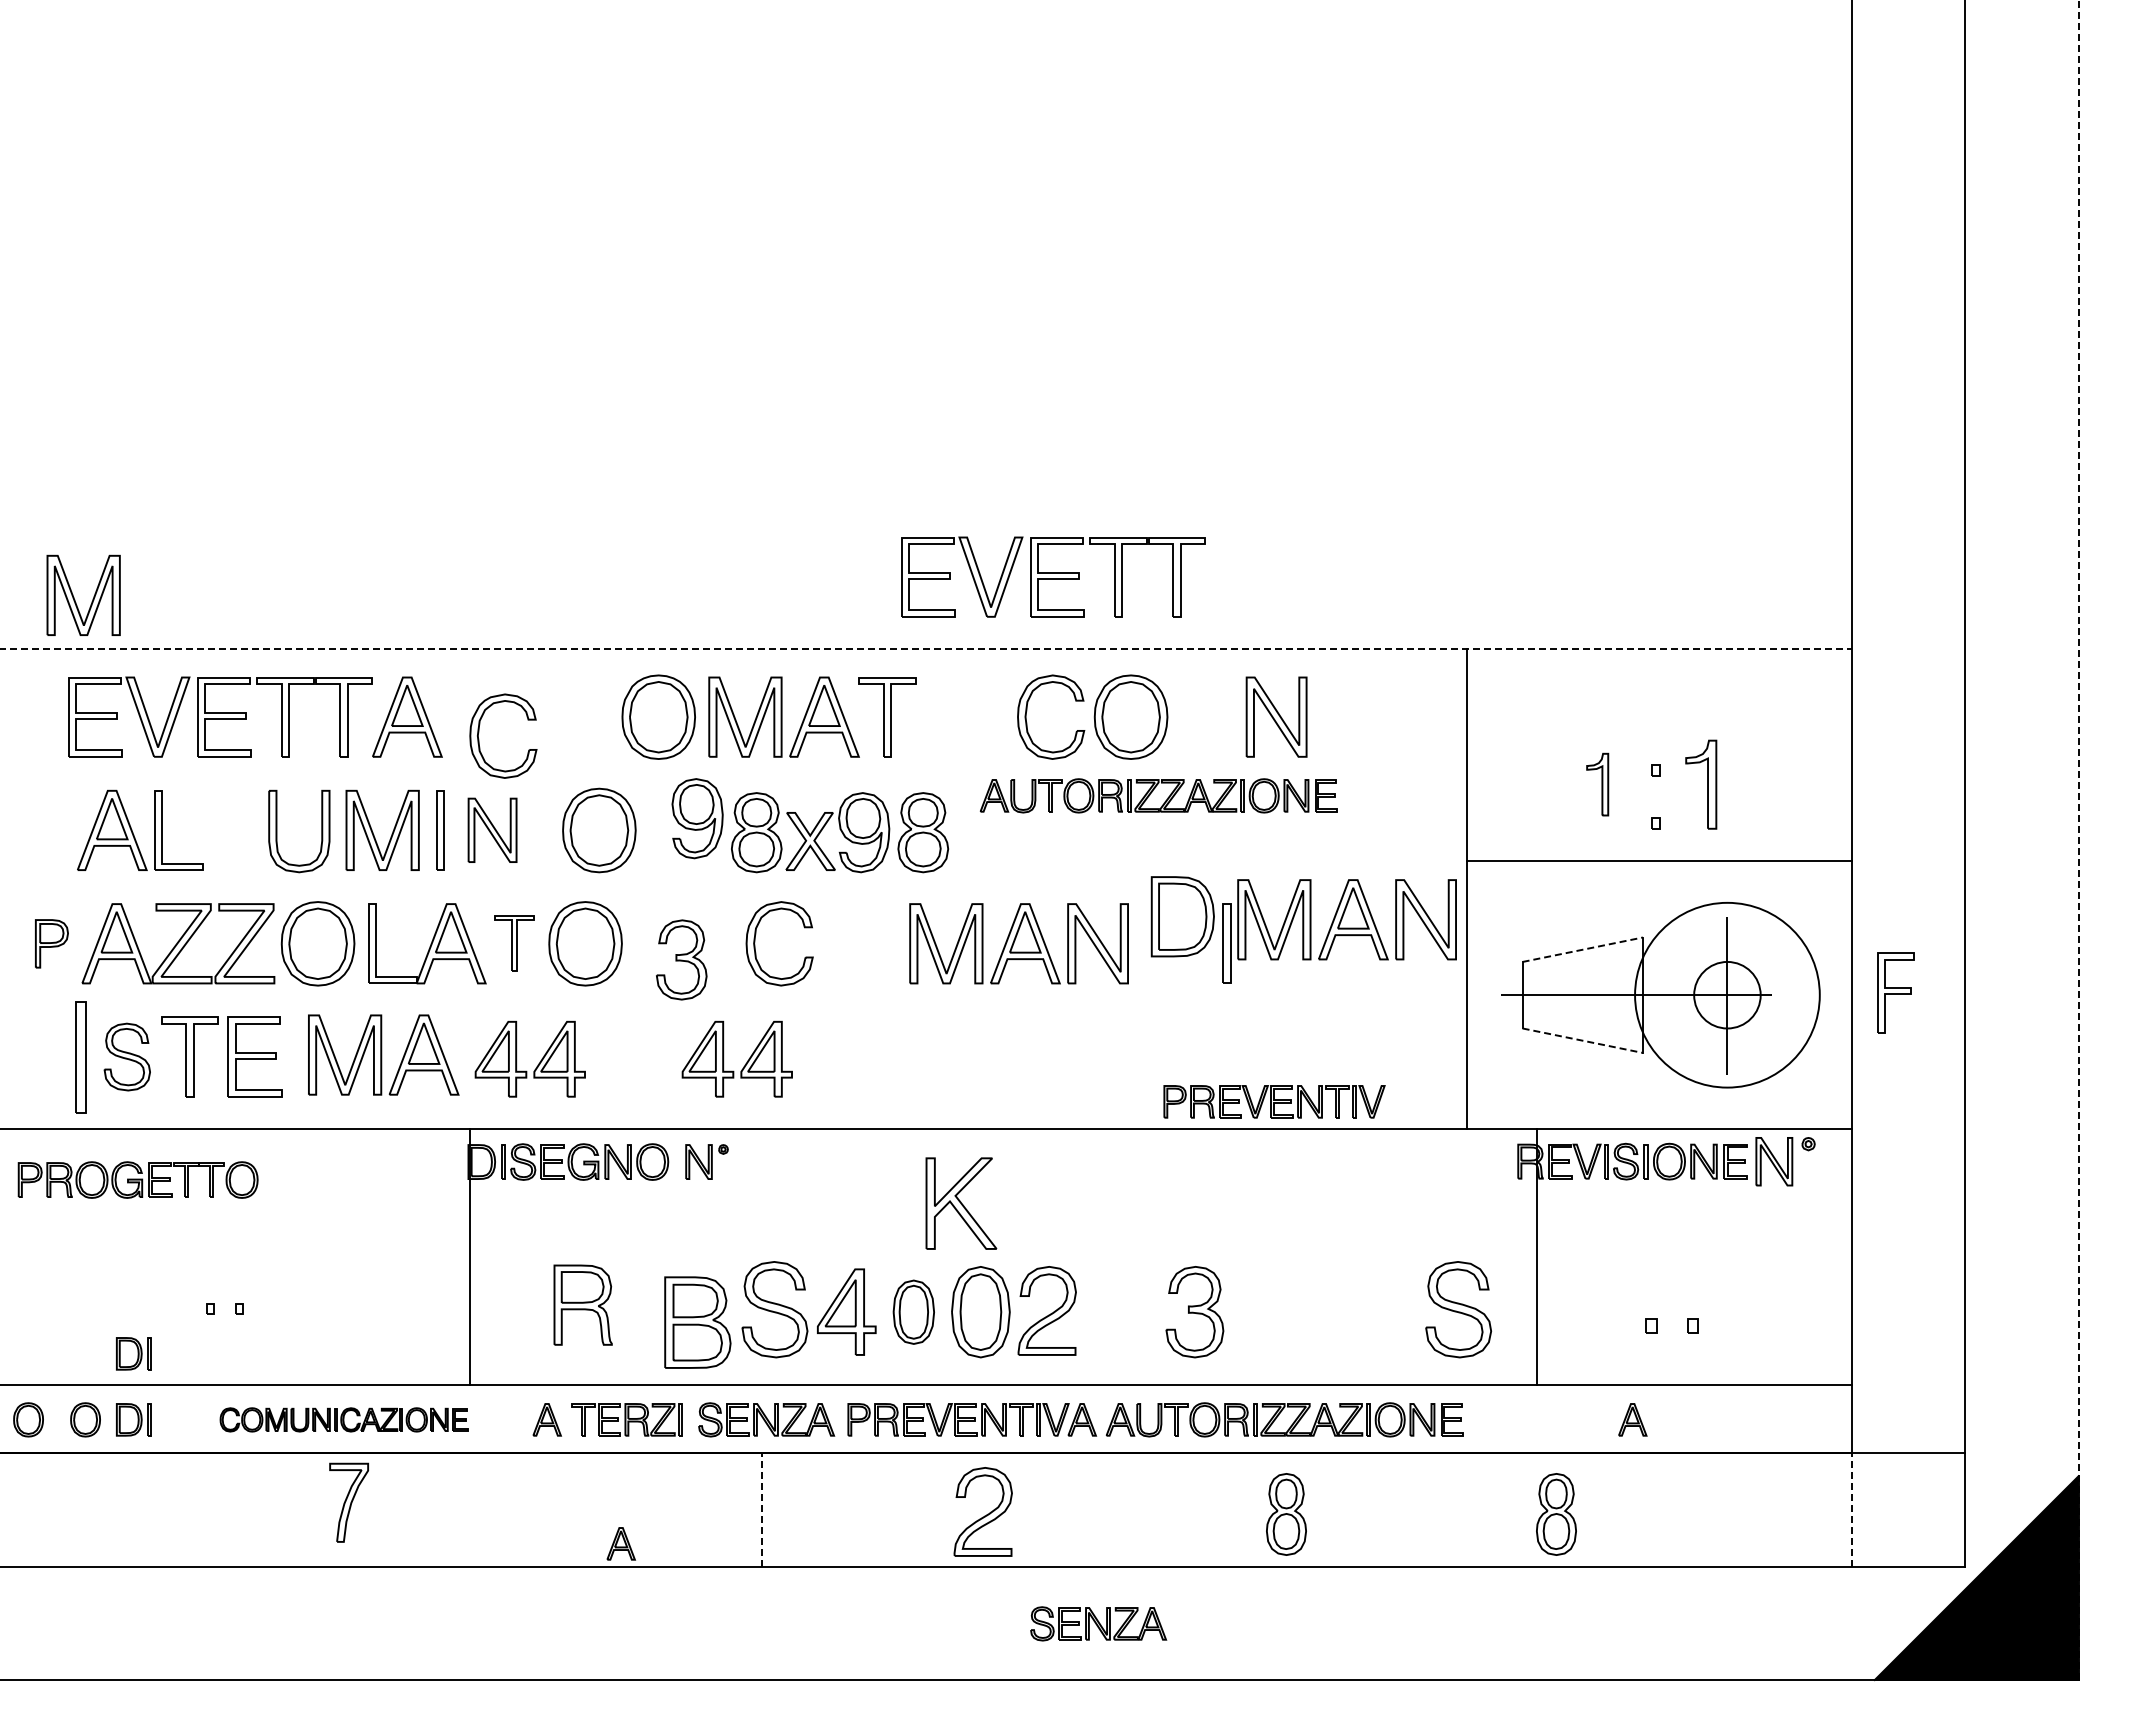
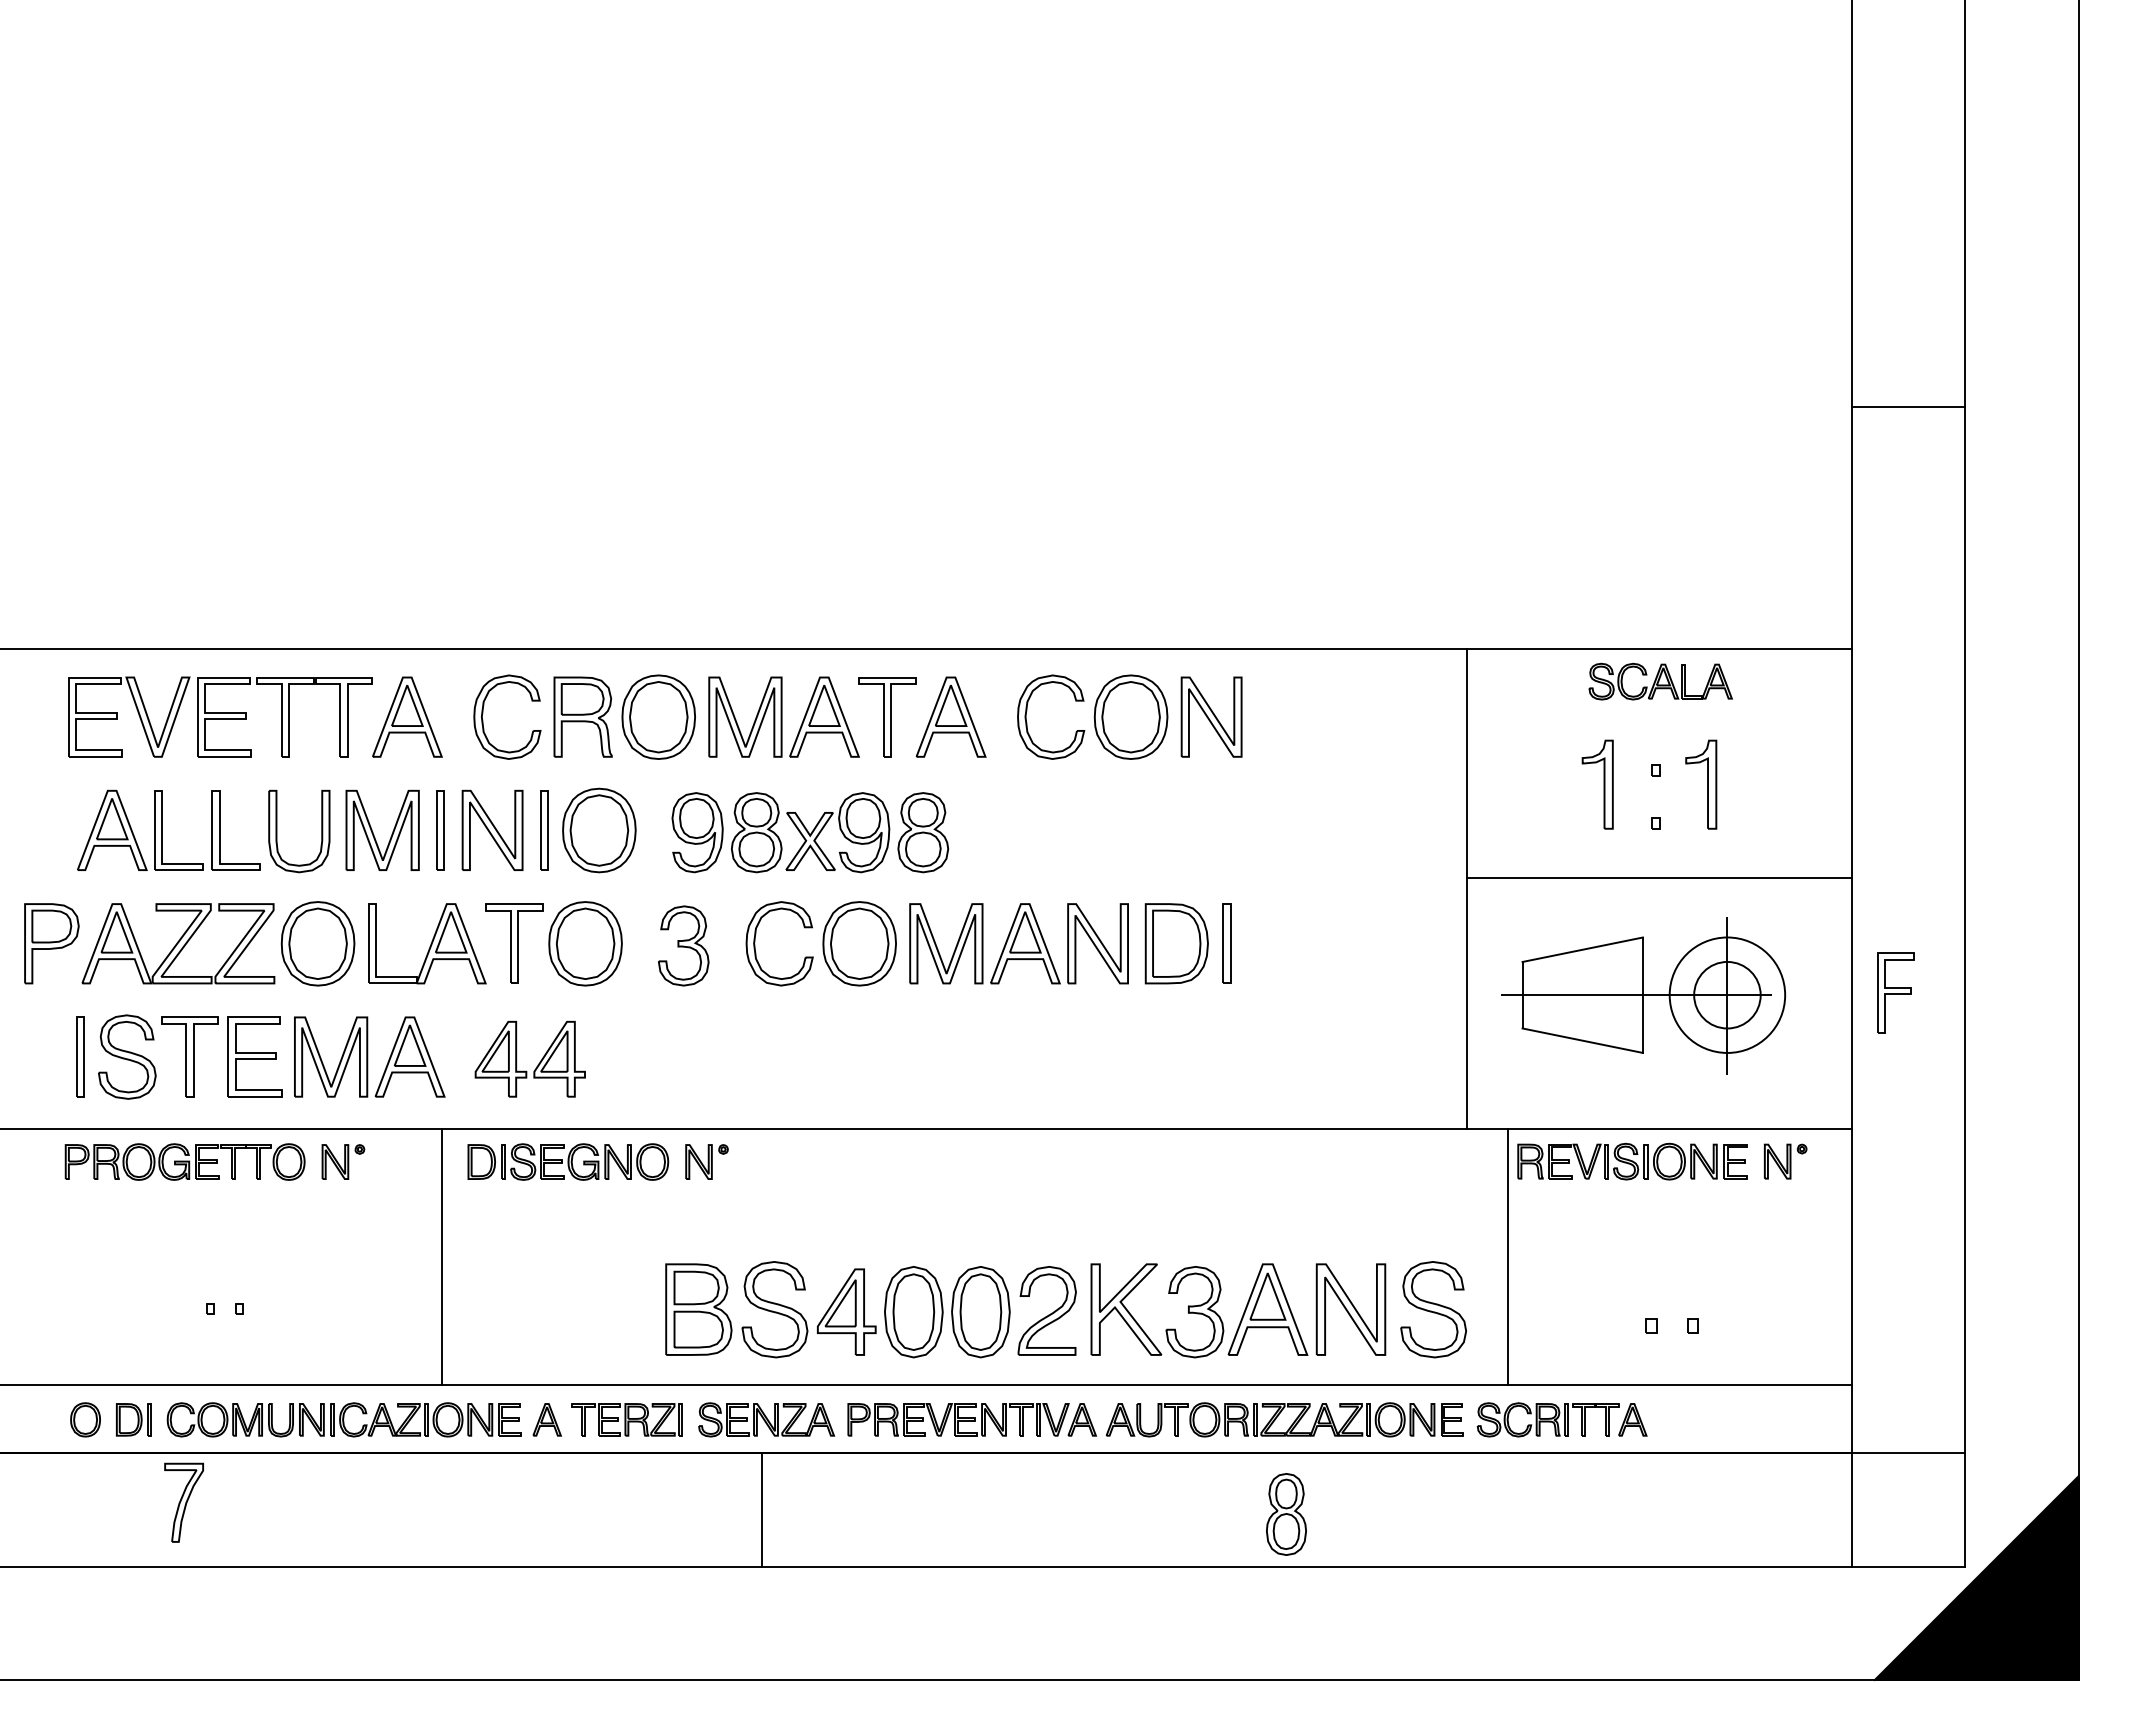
line: none -> present (1908, 407)
part: present -> none (1053, 576)
part: present -> none (75, 599)
line: dashed -> solid (926, 649)
part: none -> present (1660, 681)
part: none -> present (950, 716)
part position: (1276, 716) -> (1211, 716) (1211, 716)
part position: (479, 732) -> (483, 713) (483, 713)
part size: 24x65 px -> 33x91 px (1597, 784)
part: present -> none (1153, 791)
part position: (697, 818) -> (697, 832) (697, 832)
part size: 51x66 px -> 63x82 px (492, 829)
part: none -> present (220, 830)
part: none -> present (544, 830)
line: dashed -> solid (2078, 839)
line position: (1659, 861) -> (1659, 878) (1659, 878)
part position: (1182, 916) -> (1176, 943) (1176, 943)
part: present -> none (1346, 919)
part size: 34x50 px -> 56x82 px (51, 943)
part size: 41x57 px -> 59x81 px (514, 943)
part: none -> present (859, 943)
line: dashed -> solid (1583, 949)
part position: (681, 959) -> (683, 945) (683, 945)
circle diameter: 185 px -> 115 px (1727, 994)
line: dashed -> solid (1583, 1040)
part position: (383, 1054) -> (369, 1056) (369, 1056)
part size: 48x70 px -> 59x86 px (127, 1056)
part size: 12x113 px -> 9x82 px (80, 1056)
part: present -> none (745, 1063)
part: present -> none (1274, 1101)
part: none -> present (343, 1161)
part size: 61x50 px -> 44x37 px (1785, 1161)
part position: (137, 1179) -> (184, 1161) (184, 1161)
part position: (961, 1203) -> (1126, 1309) (1126, 1309)
line position: (470, 1257) -> (442, 1257) (442, 1257)
line position: (1536, 1257) -> (1507, 1257) (1507, 1257)
part position: (582, 1304) -> (582, 716) (582, 716)
part: none -> present (1315, 1309)
part position: (1458, 1309) -> (1433, 1309) (1433, 1309)
part size: 43x66 px -> 60x93 px (913, 1312)
part position: (697, 1322) -> (698, 1309) (698, 1309)
part: present -> none (133, 1353)
part: present -> none (28, 1419)
part size: 250x26 px -> 356x36 px (343, 1419)
part: none -> present (1547, 1419)
part position: (348, 1502) -> (183, 1502) (183, 1502)
line: dashed -> solid (761, 1510)
line: dashed -> solid (1852, 1510)
part: present -> none (982, 1511)
part: present -> none (1556, 1514)
part: present -> none (620, 1543)
part: present -> none (1098, 1623)
